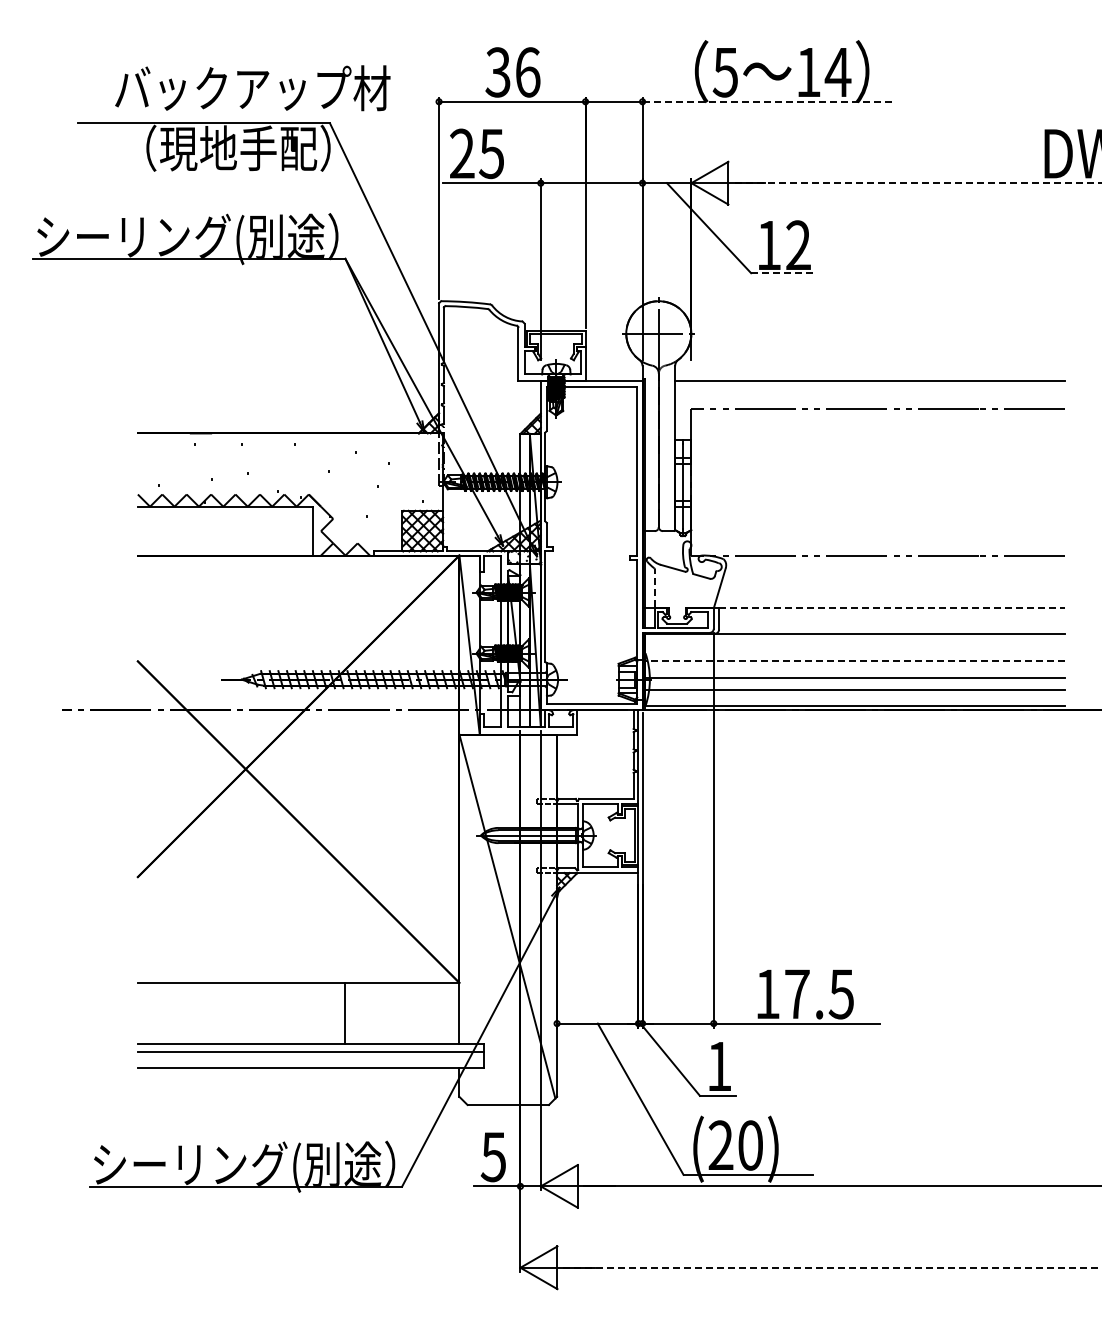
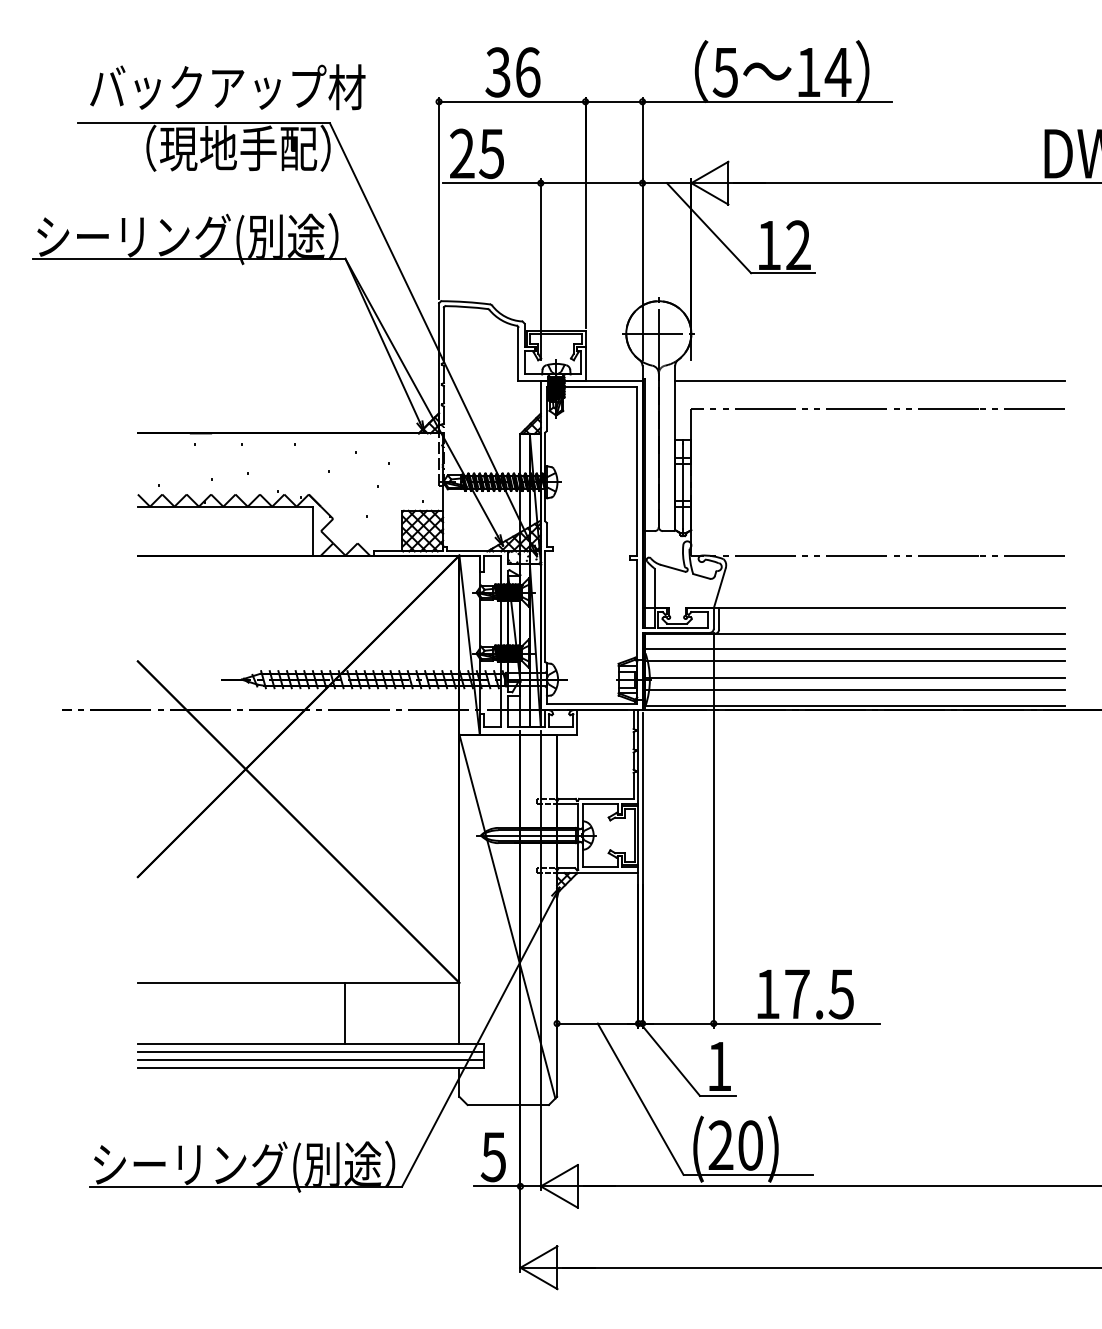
text position: (252, 88) -> (227, 87) (227, 87)
line: dashed -> solid (767, 101)
line: dashed -> solid (918, 183)
line: dashed -> solid (783, 273)
line: dashed -> solid (654, 587)
line: dashed -> solid (892, 608)
line: none -> present (854, 649)
line: dashed -> solid (854, 661)
line: none -> present (310, 1060)
line: dashed -> solid (832, 1267)
